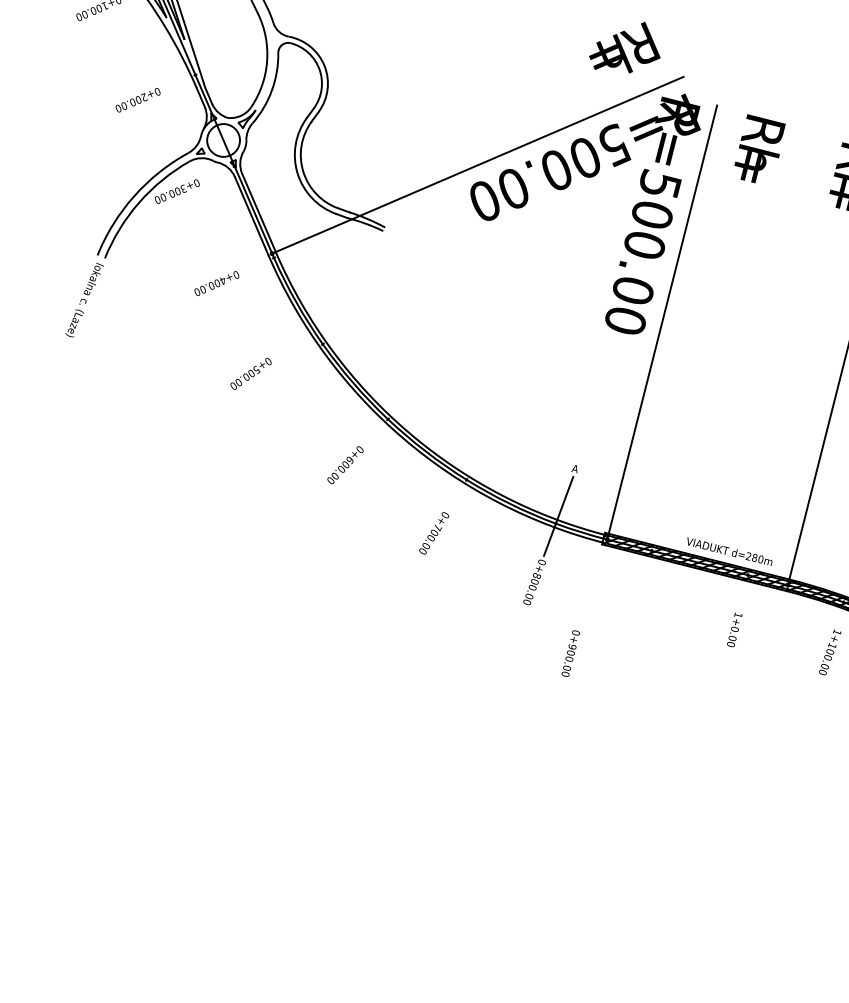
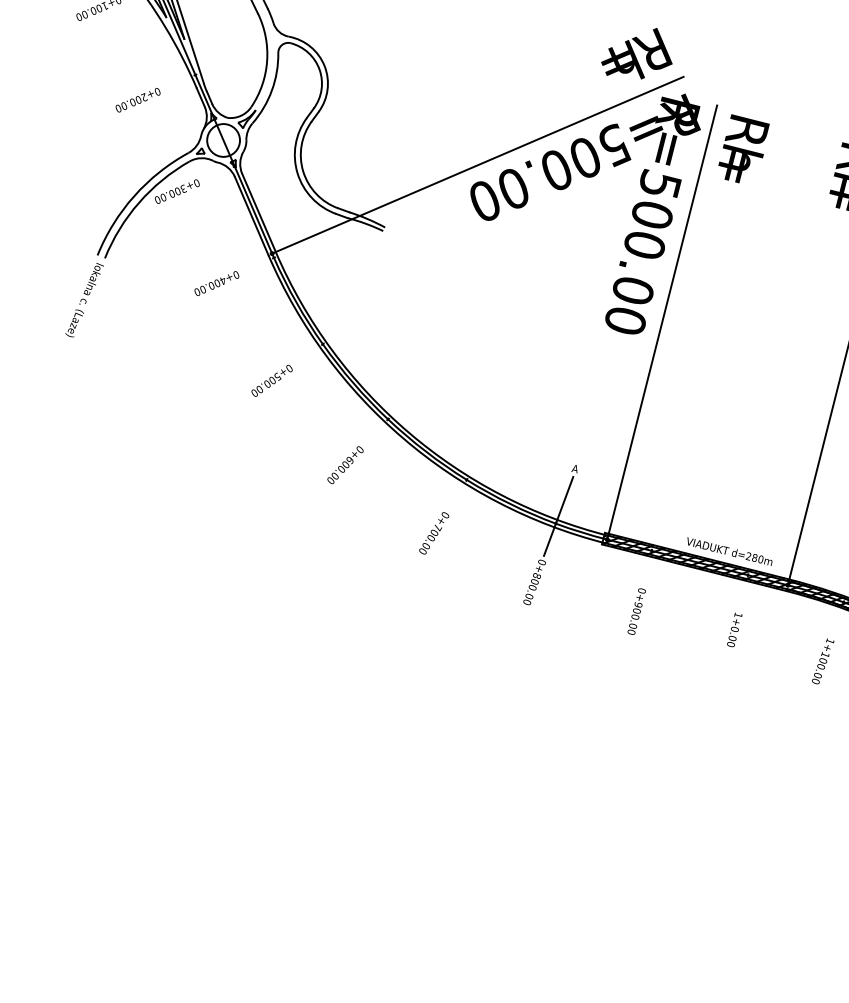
text position: (624, 47) -> (636, 53) (636, 53)
text position: (759, 148) -> (743, 148) (743, 148)
text position: (250, 373) -> (271, 380) (271, 380)
text position: (830, 652) -> (823, 661) (823, 661)
text position: (570, 653) -> (636, 611) (636, 611)
